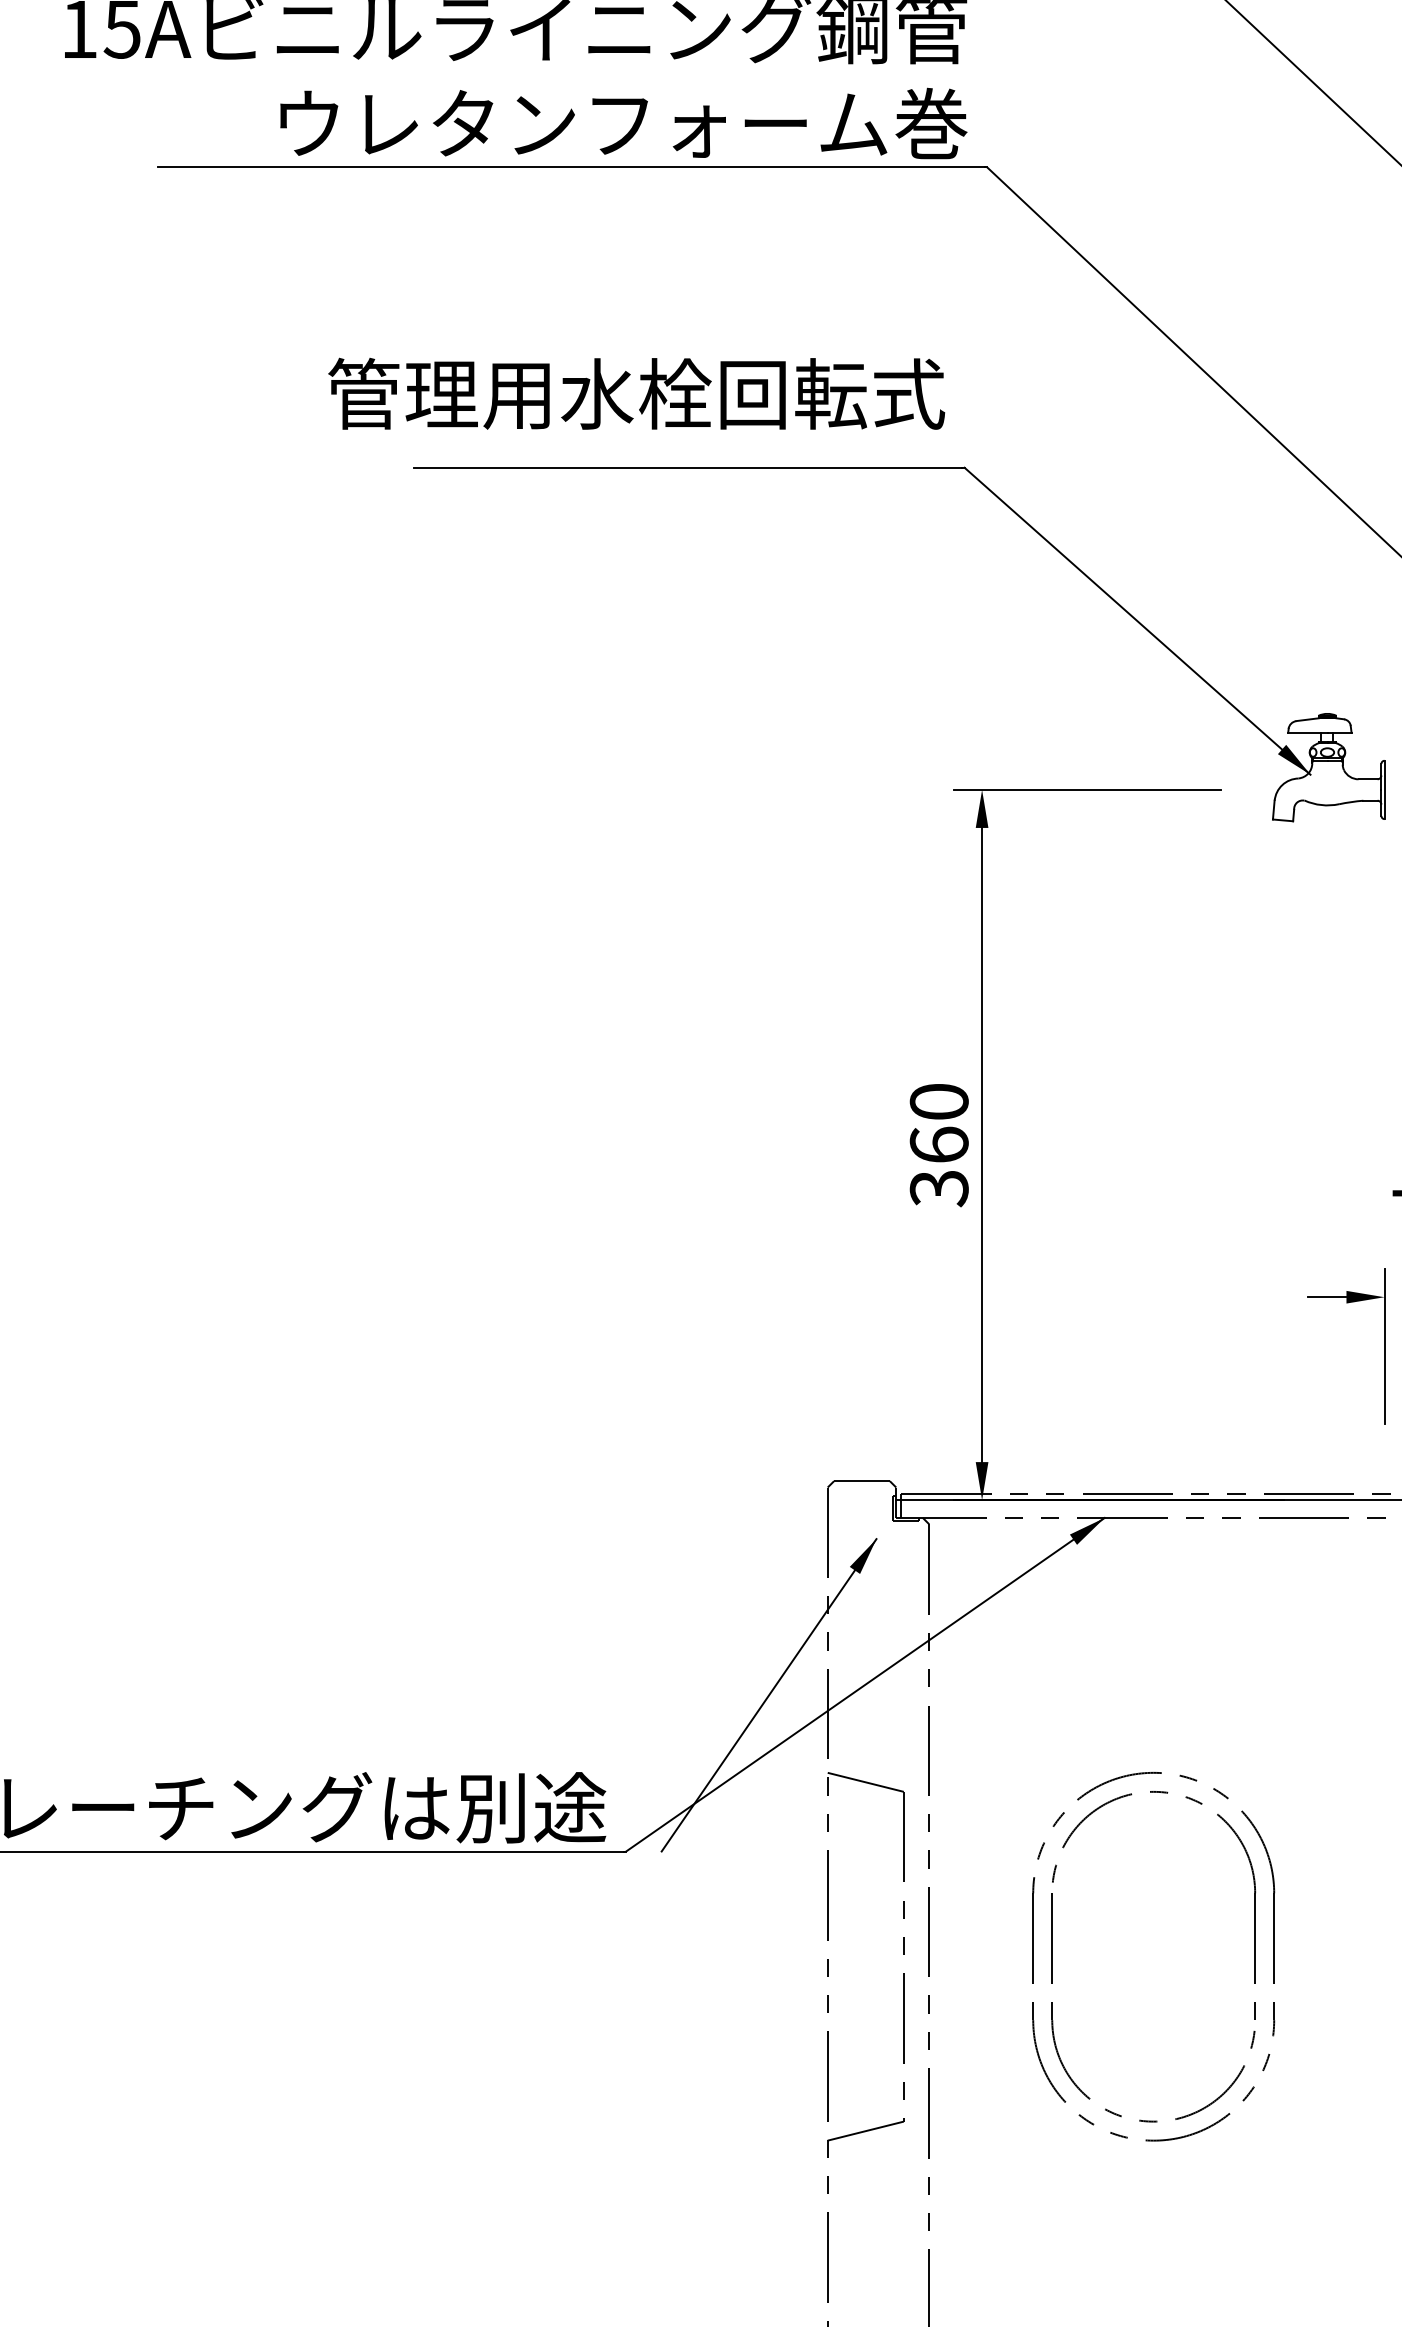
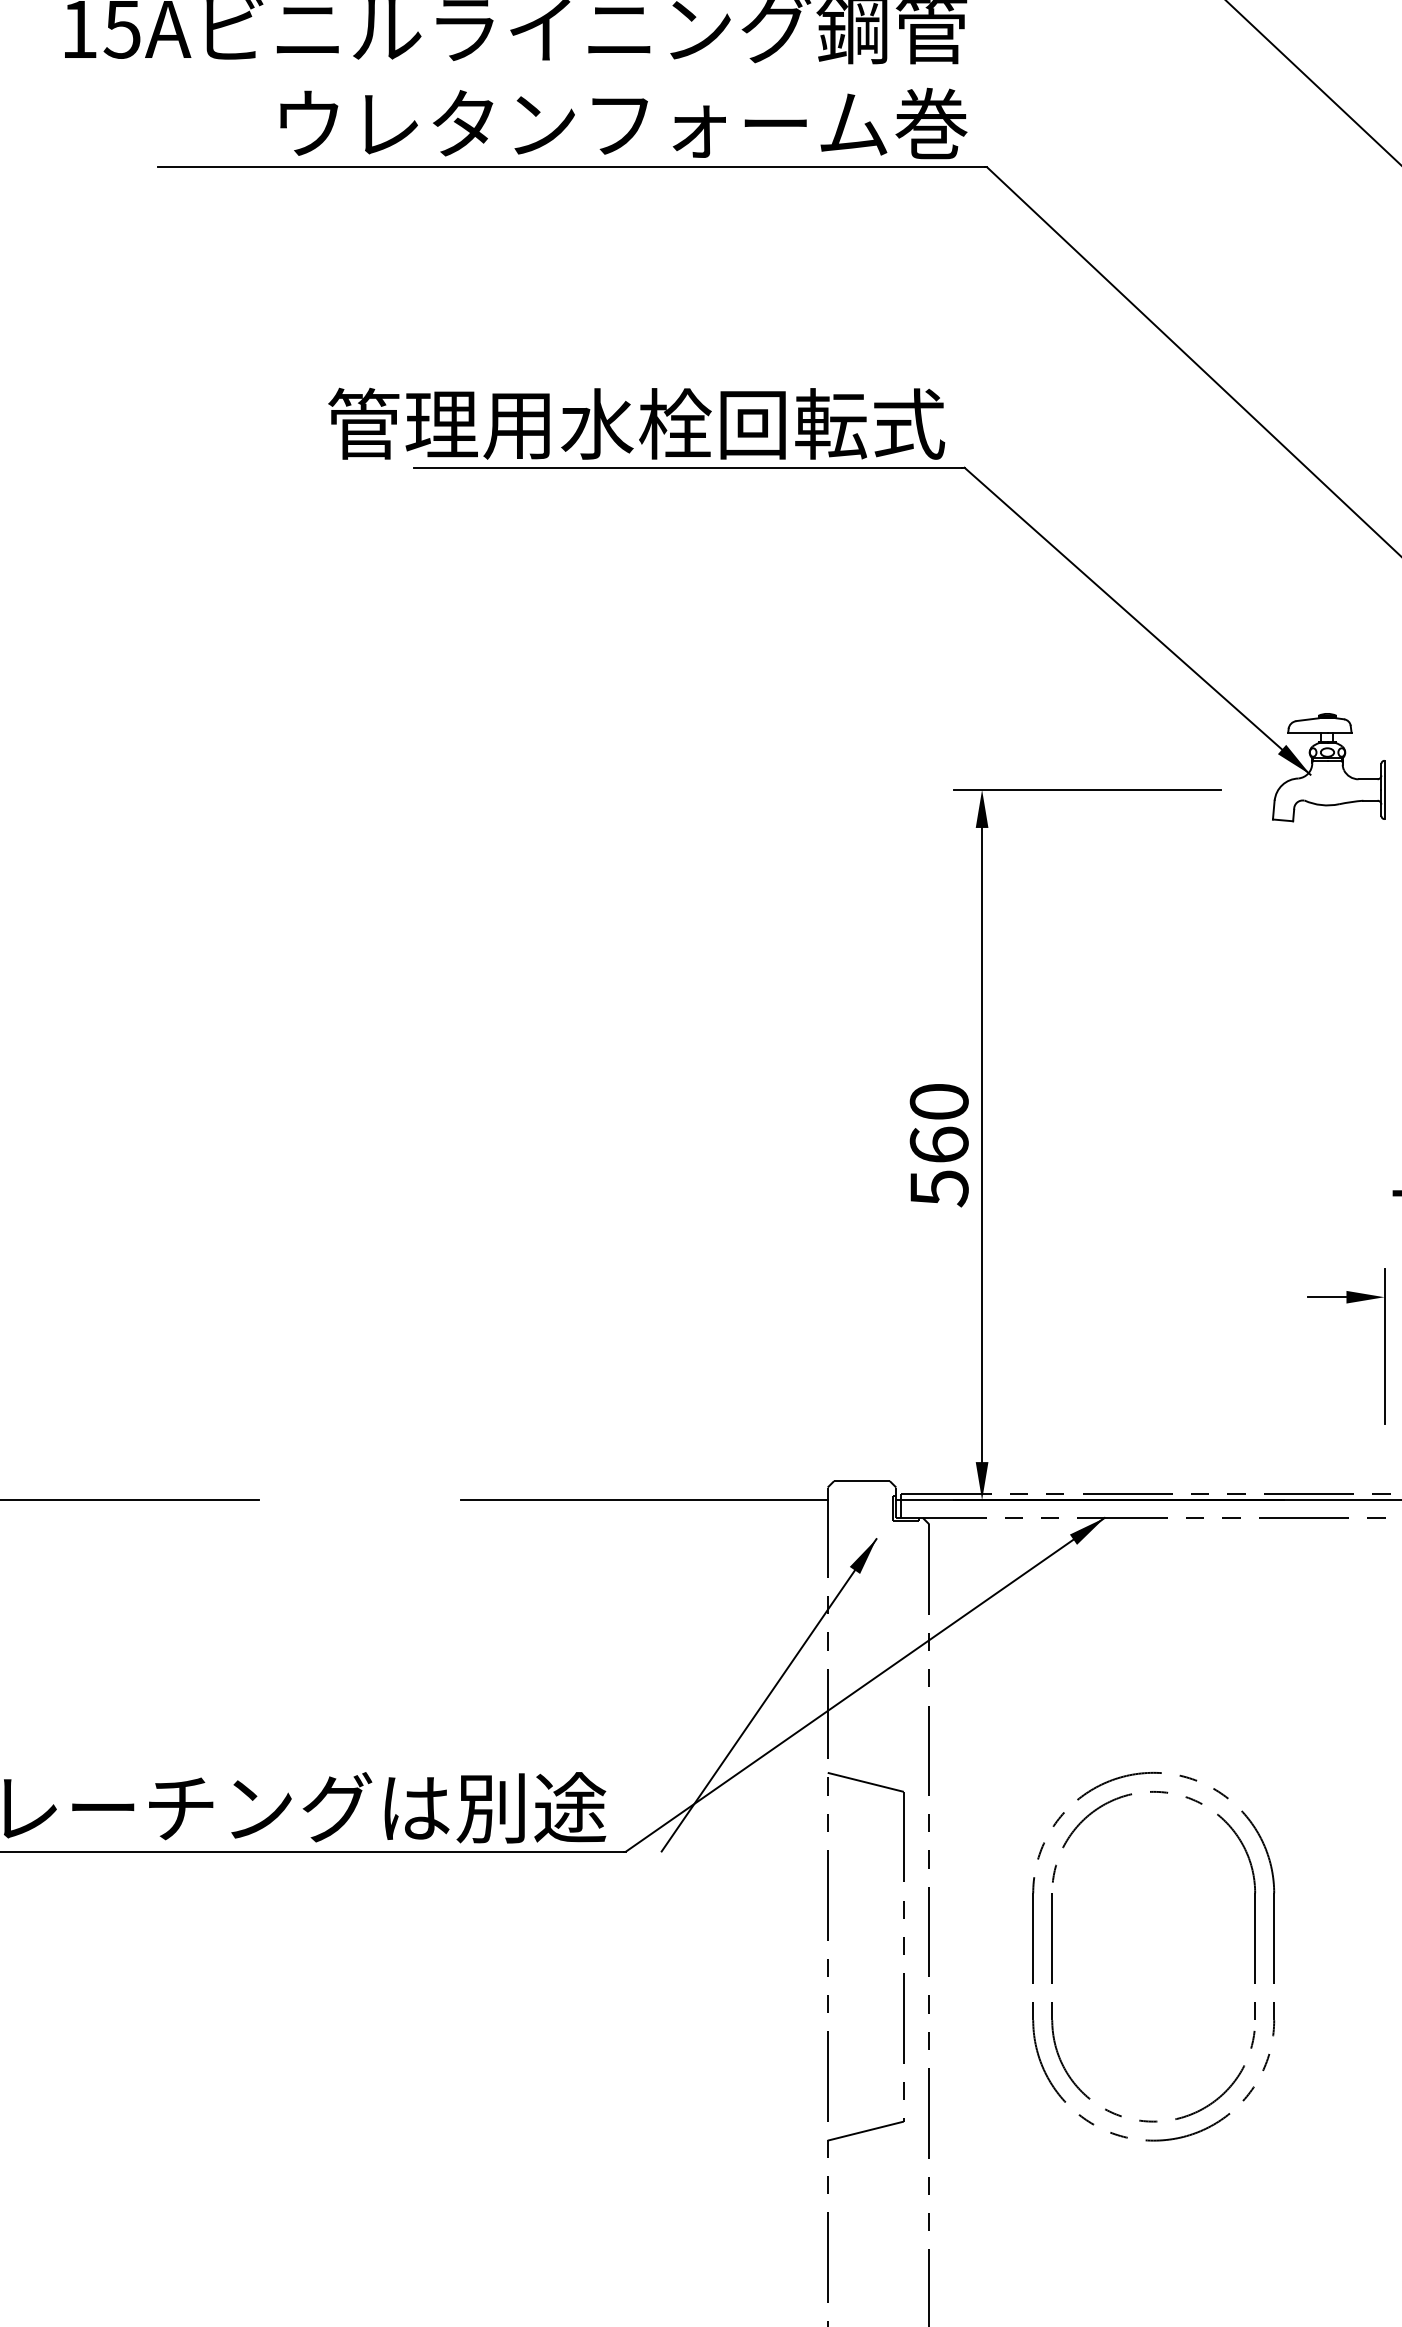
text position: (636, 393) -> (636, 423) (636, 423)
text: 360 -> 560 (938, 1188)
line: none -> present (130, 1500)
line: none -> present (644, 1500)
